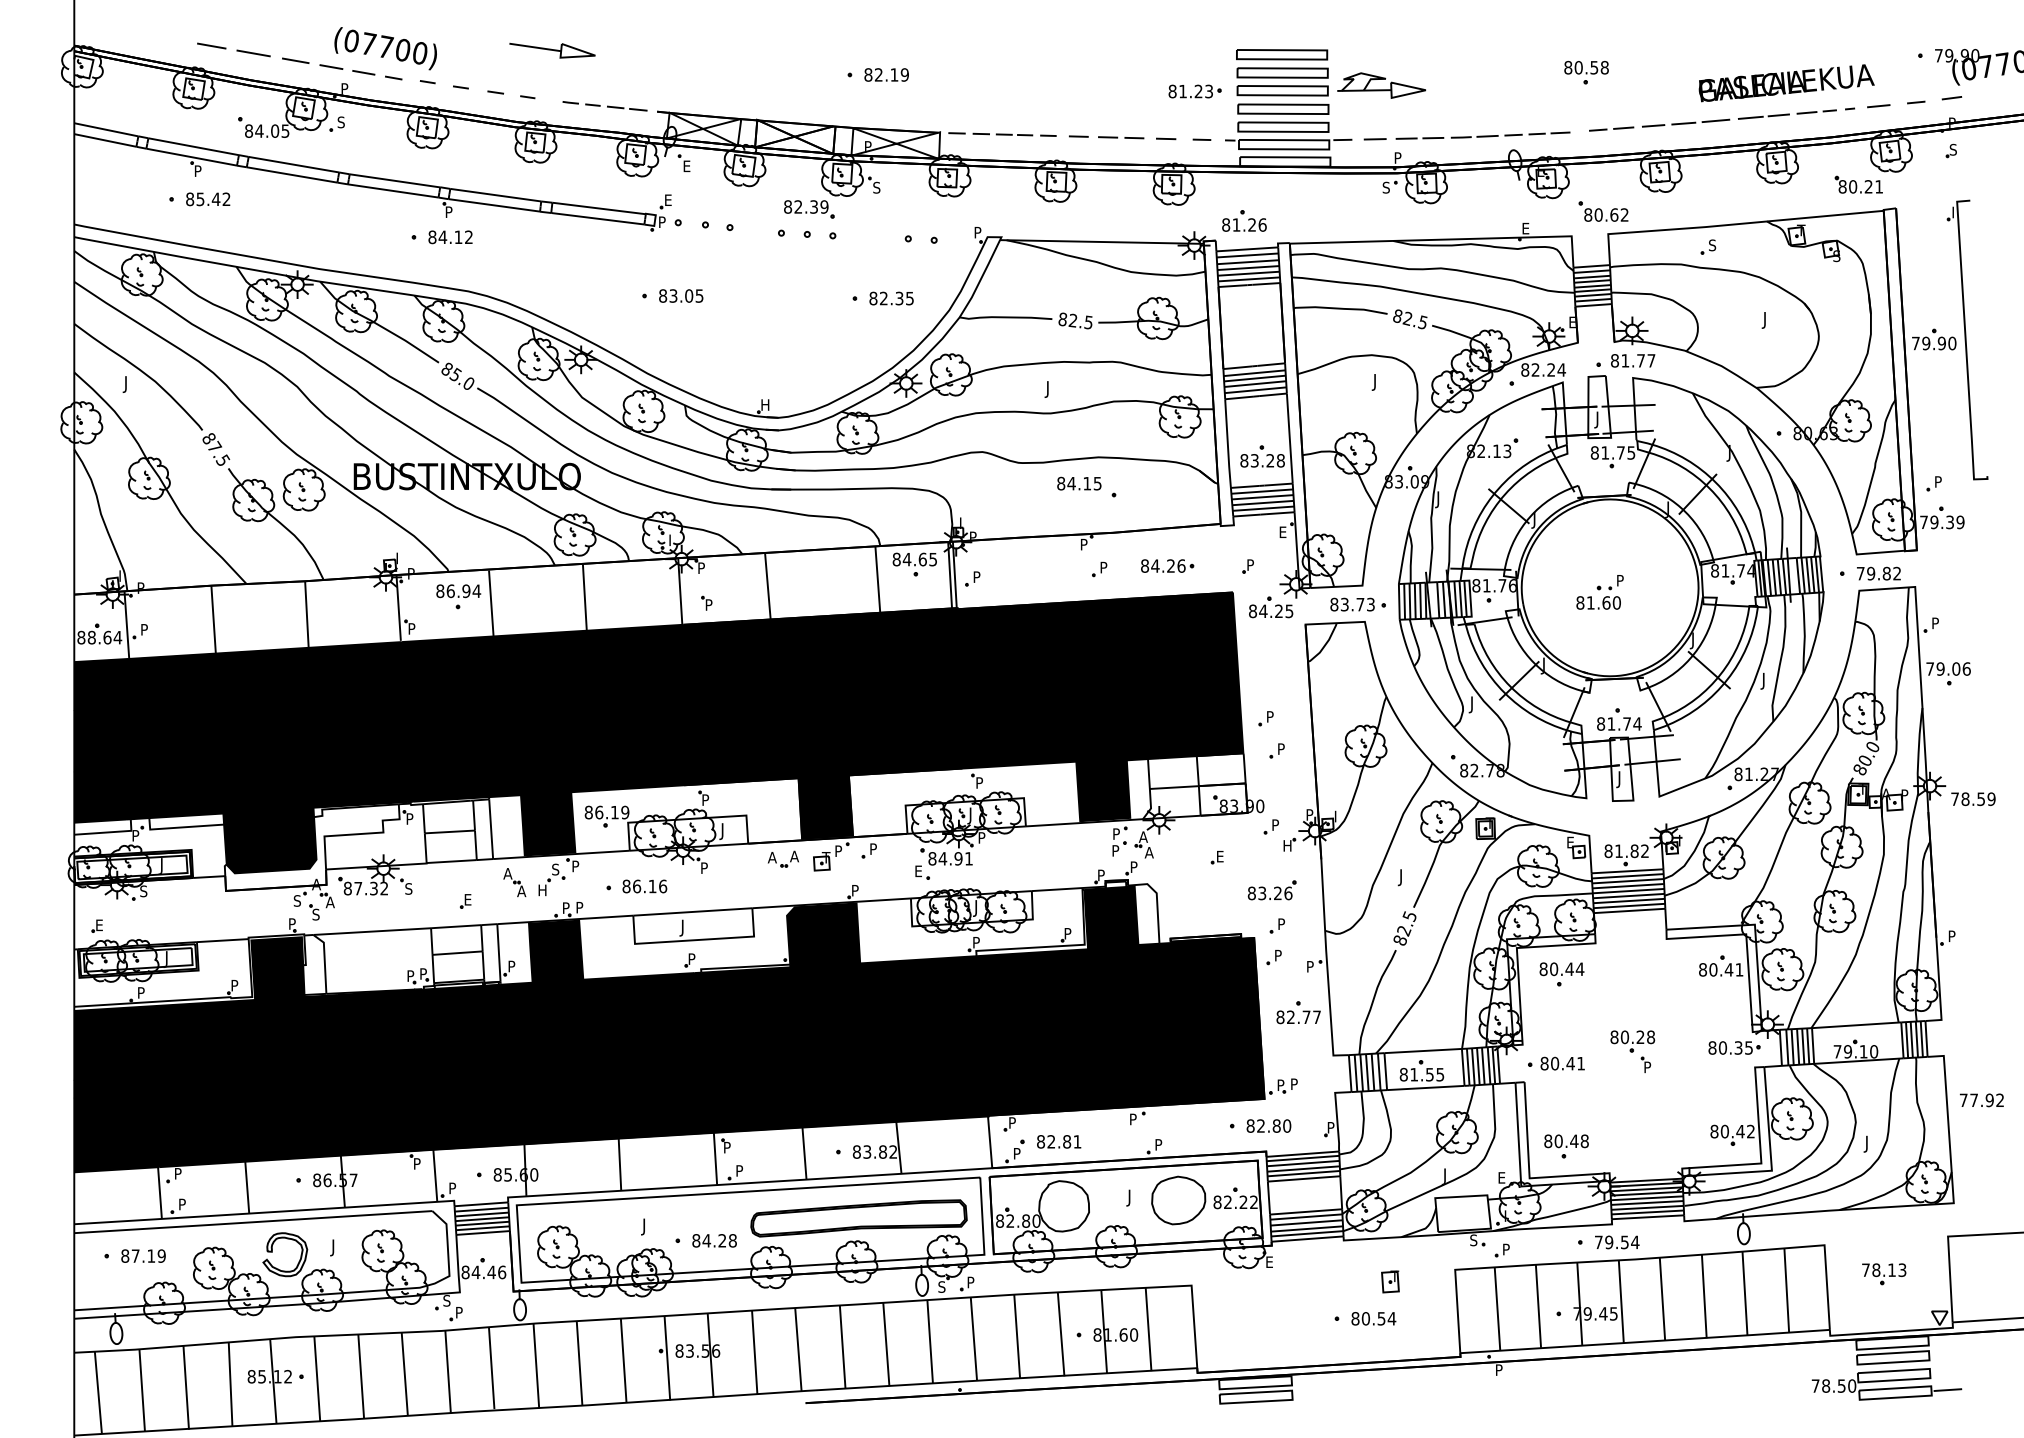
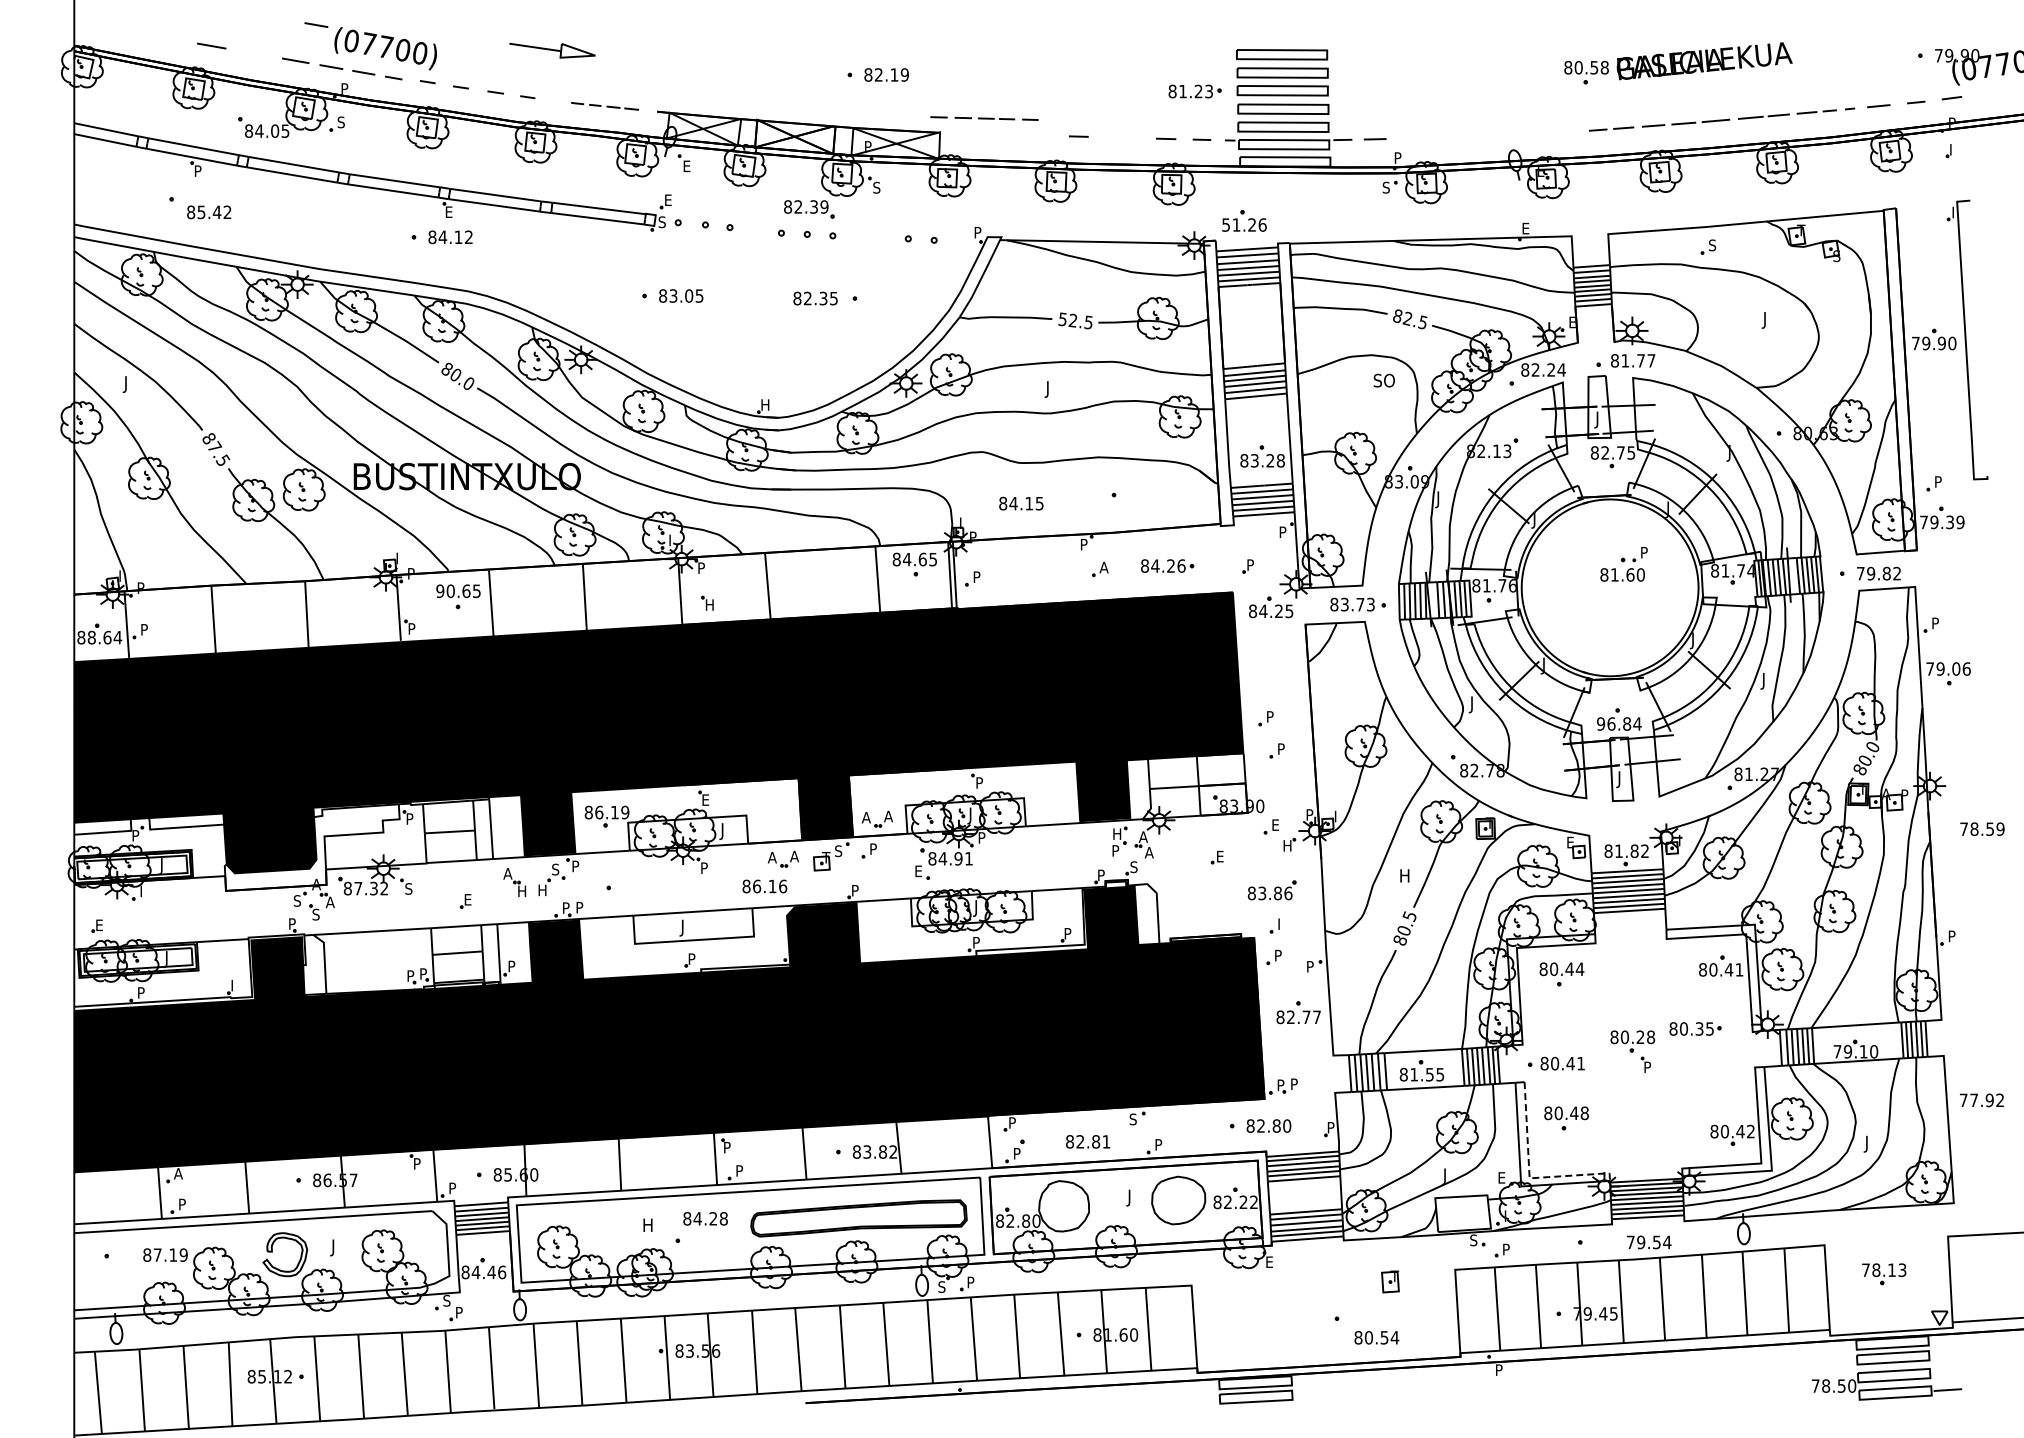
line: none -> present (316, 24)
line: present -> none (253, 53)
text position: (1786, 83) -> (1704, 61) (1704, 61)
part: present -> none (1381, 85)
part size: 86x11 px -> 68x9 px (604, 106)
part position: (1002, 134) -> (984, 118) (984, 118)
part: present -> none (1482, 135)
line: present -> none (1118, 137)
text: S -> I (1952, 149)
part: present -> none (1858, 184)
text position: (208, 199) -> (209, 212) (209, 212)
text: P -> E (449, 211)
part: present -> none (1603, 211)
text: P -> S (661, 222)
text: 81.26 -> 51.26 (1226, 224)
text position: (891, 298) -> (815, 298) (815, 298)
text: 82.5 -> 52.5 (1062, 319)
text: 85.0 -> 80.0 (455, 374)
text: J -> SO (1382, 381)
text: 81.75 -> 82.75 (1604, 452)
text position: (1079, 483) -> (1021, 503) (1021, 503)
text: E -> P (1283, 531)
text: P -> A (1103, 567)
text: 86.94 -> 90.65 (458, 591)
part position: (1599, 592) -> (1623, 564) (1623, 564)
text: P -> H (710, 604)
text: 81.74 -> 96.84 (1614, 723)
text position: (1973, 798) -> (1982, 828) (1982, 828)
text: P -> E (706, 799)
part: none -> present (876, 818)
text: P -> E (1275, 824)
text: P -> H (1117, 833)
text: P -> S (838, 851)
text: P -> S (1133, 867)
text: J -> H (1403, 877)
text position: (644, 886) -> (764, 886) (764, 886)
text: S -> I (143, 891)
text: A -> H (521, 891)
text: 83.26 -> 83.86 (1277, 893)
text: P -> I (1281, 921)
text: 82.5 -> 80.5 (1404, 931)
text: P -> I (235, 982)
part position: (1734, 1047) -> (1695, 1028) (1695, 1028)
text: P -> S (1132, 1119)
text position: (1059, 1141) -> (1088, 1141) (1088, 1141)
part position: (1566, 1146) -> (1566, 1118) (1566, 1118)
text: P -> A (177, 1173)
line: solid -> dashed (1529, 1175)
text: J -> H (646, 1226)
text position: (714, 1240) -> (705, 1218) (705, 1218)
text position: (1617, 1242) -> (1649, 1242) (1649, 1242)
text position: (143, 1255) -> (165, 1254) (165, 1254)
text position: (1373, 1318) -> (1376, 1337) (1376, 1337)
